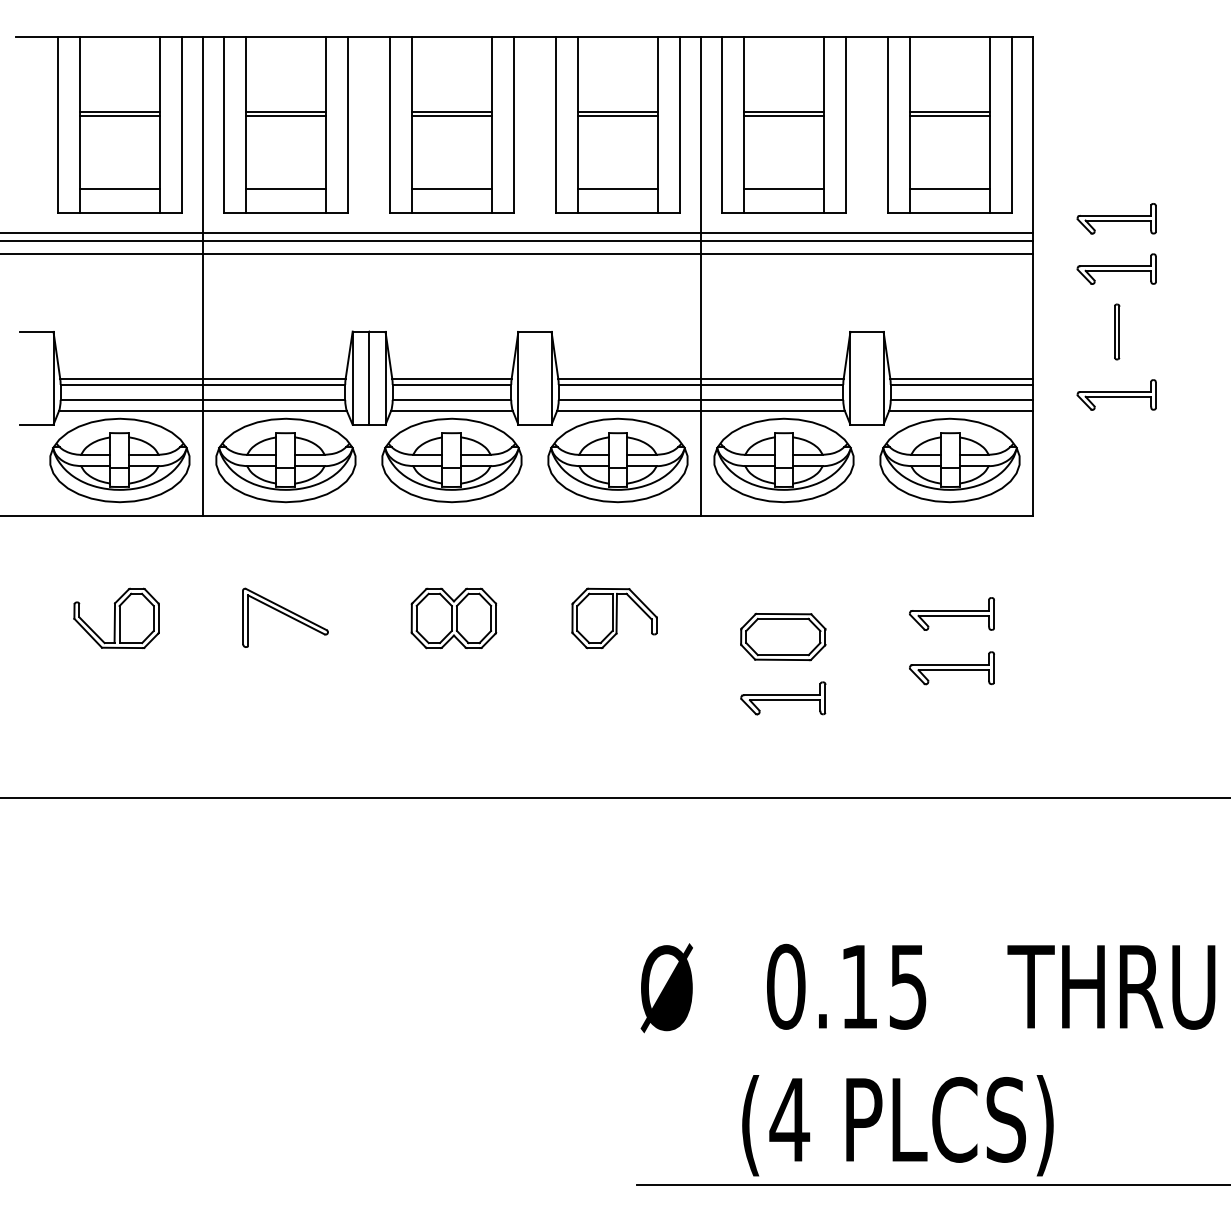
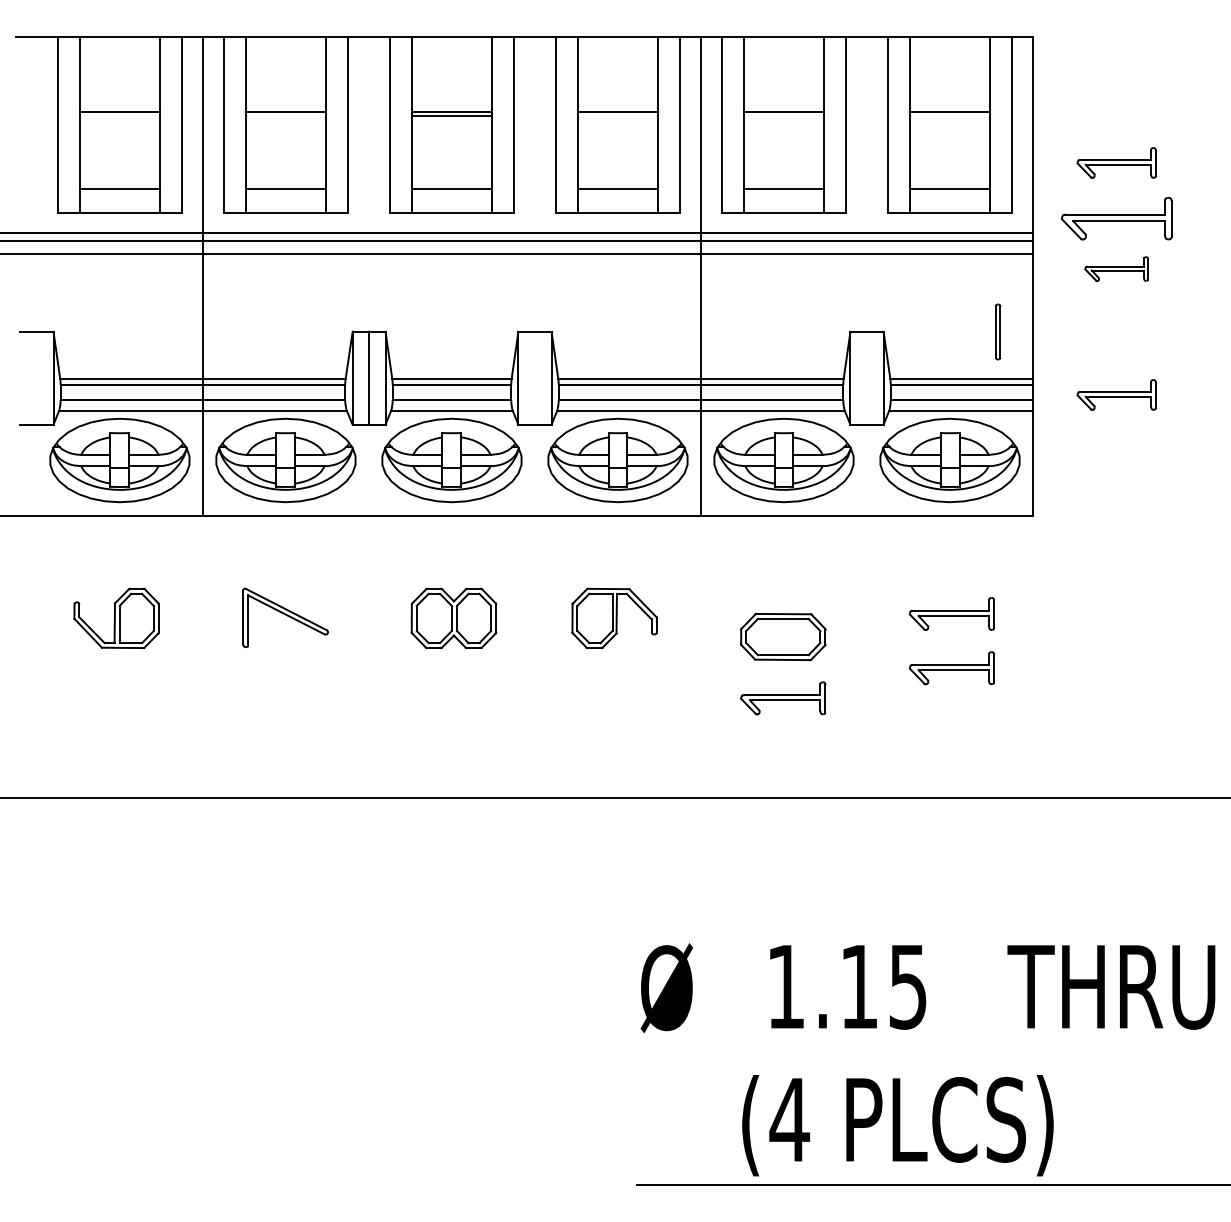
line: present -> none (119, 116)
line: present -> none (285, 116)
line: present -> none (617, 116)
line: present -> none (783, 116)
line: present -> none (949, 116)
part: none -> present (1116, 162)
part size: 81x32 px -> 112x45 px (1116, 218)
part size: 81x32 px -> 65x26 px (1116, 268)
part position: (1117, 331) -> (998, 331) (998, 331)
text: 0.15 -> 1.15 (786, 986)
